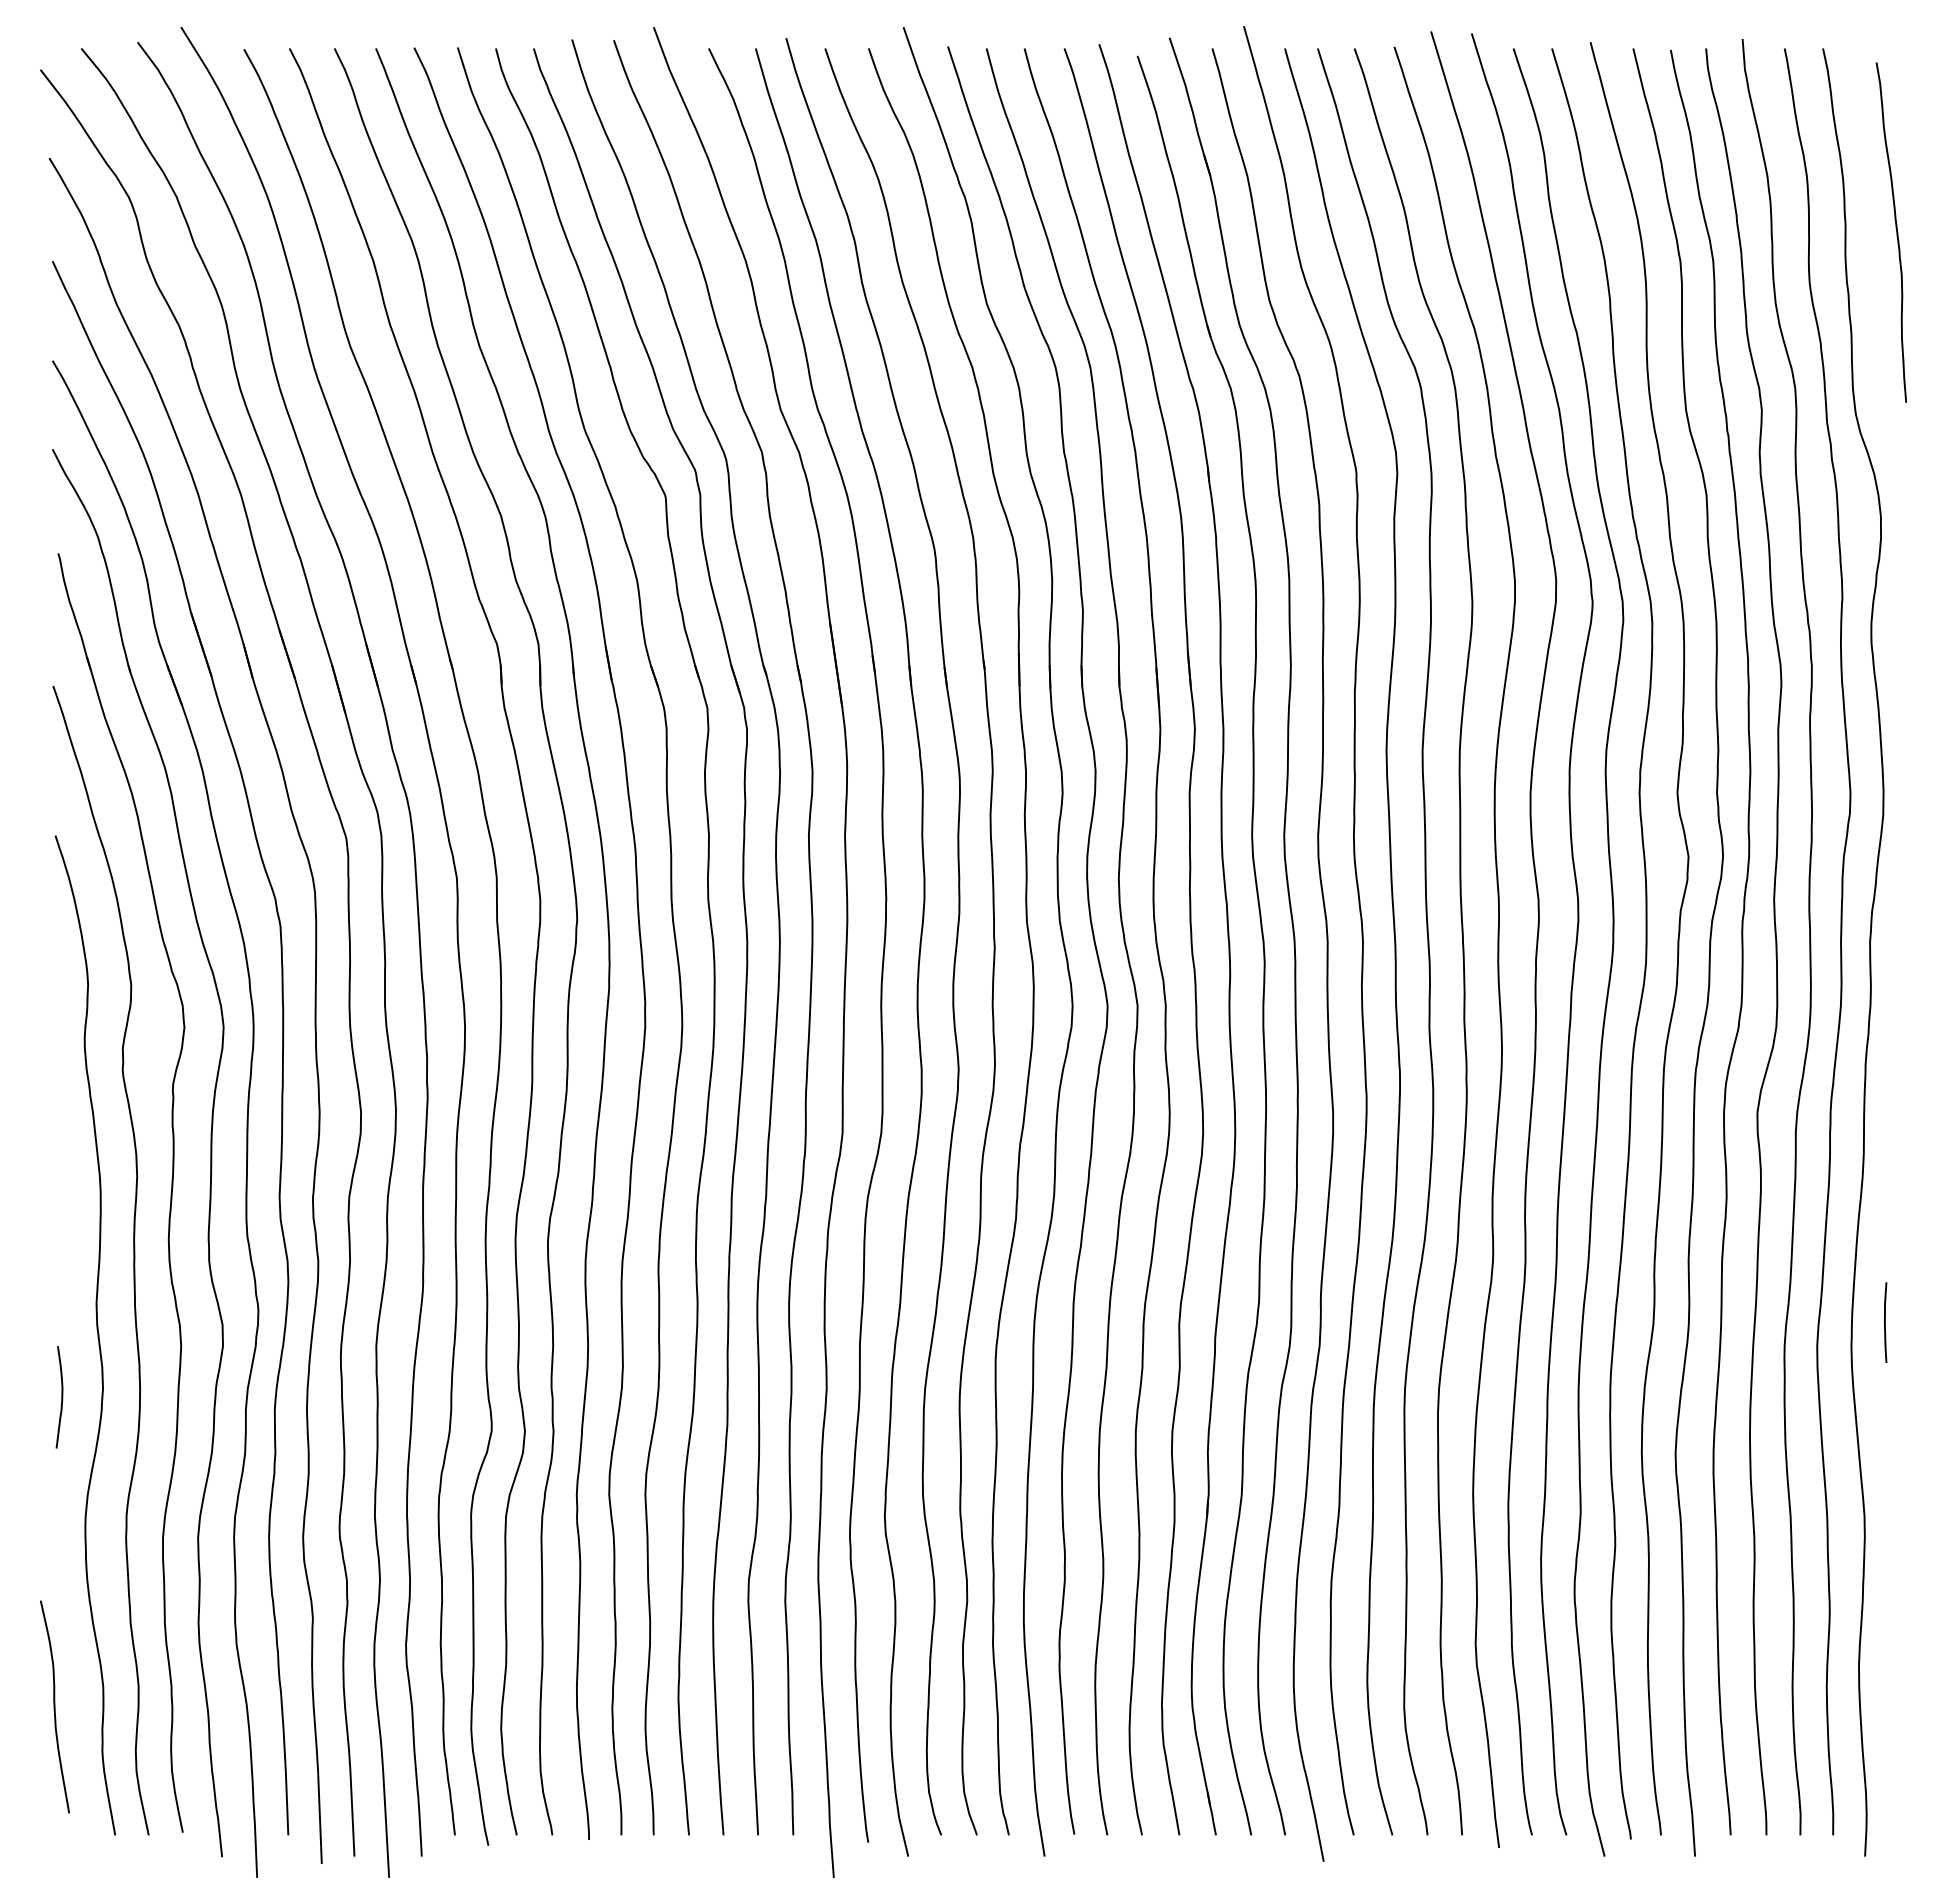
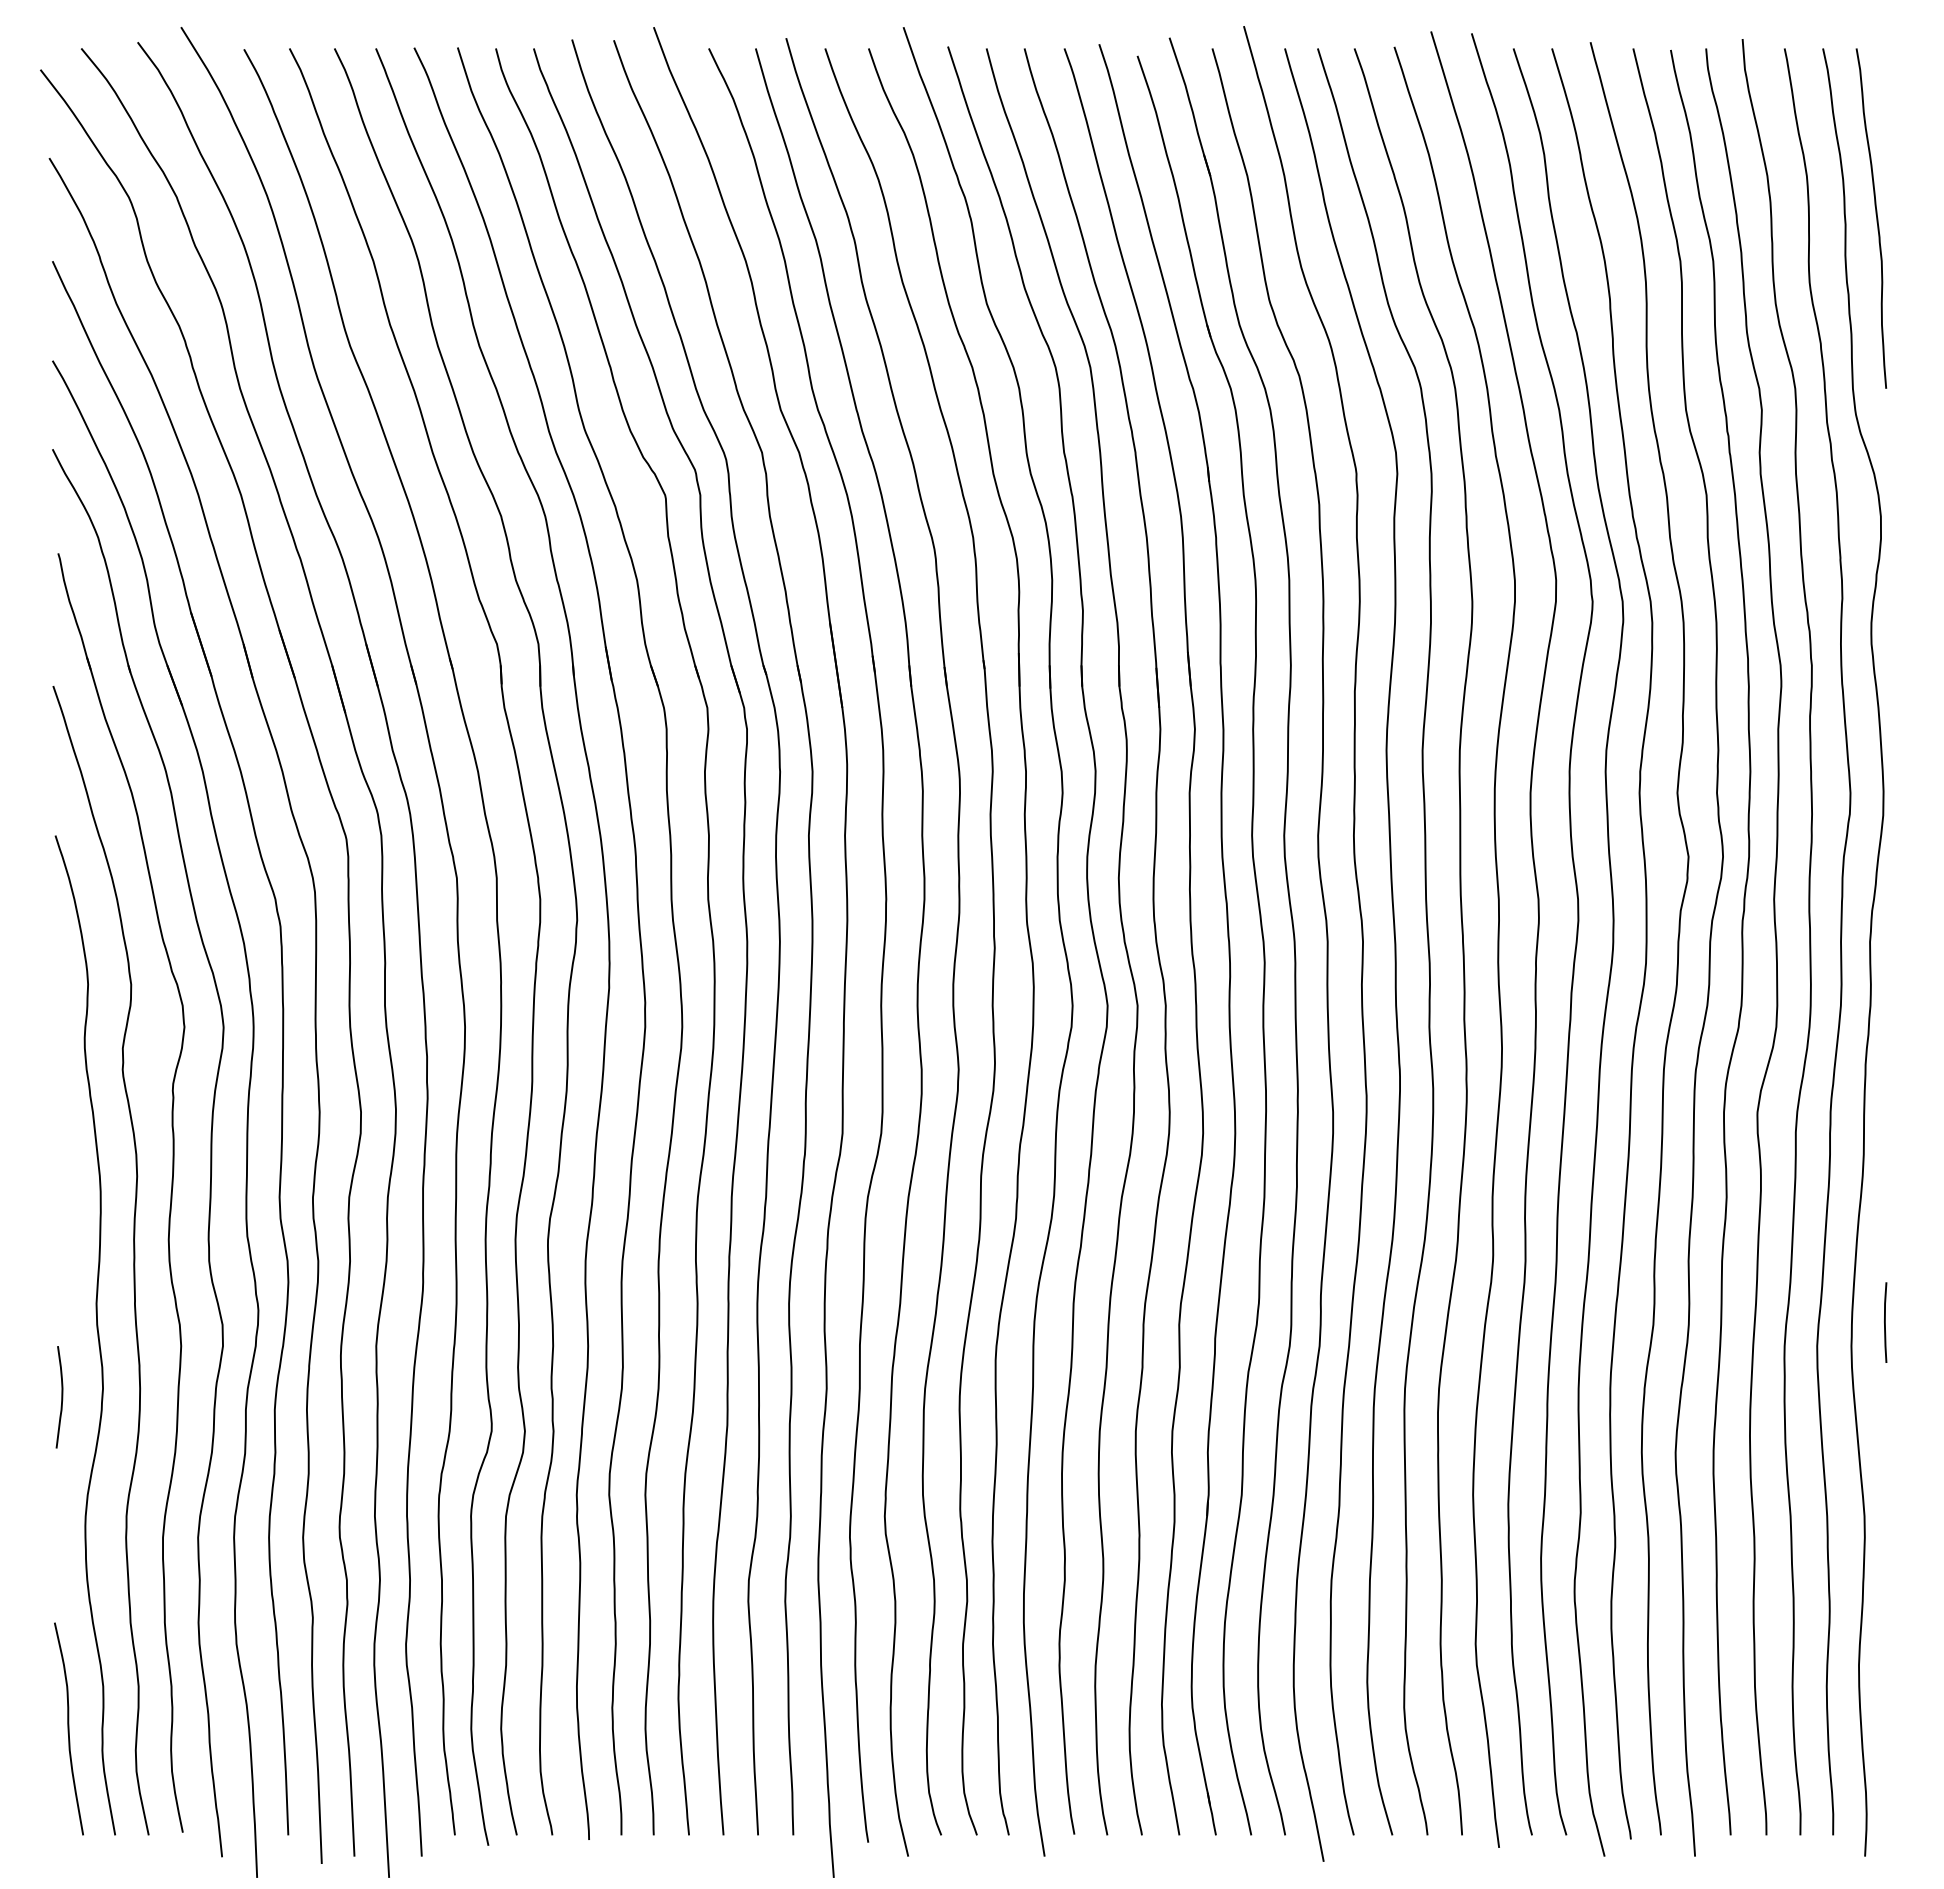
curve position: (1896, 232) -> (1876, 218) (1876, 218)
curve position: (54, 1706) -> (68, 1728) (68, 1728)
